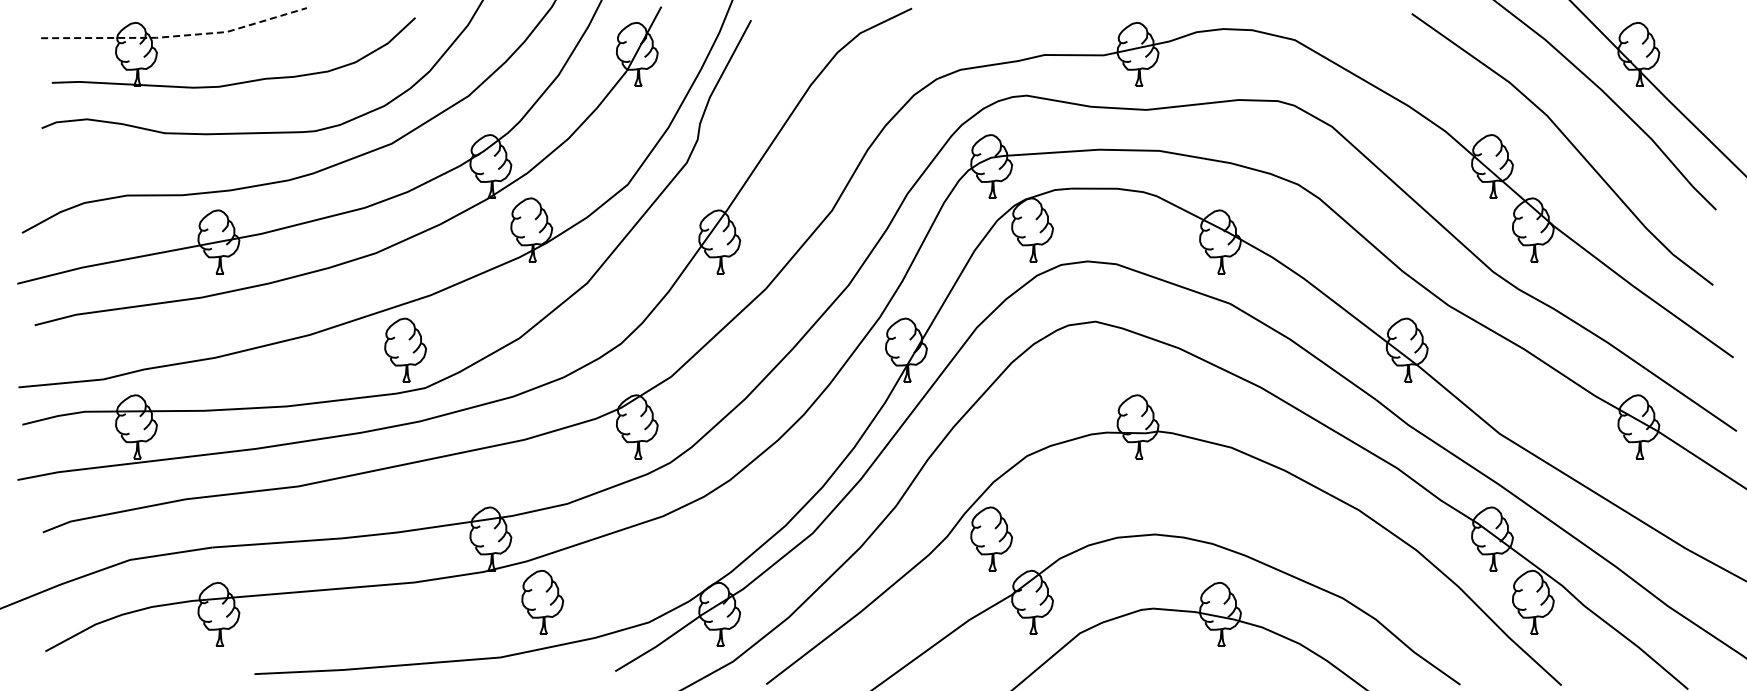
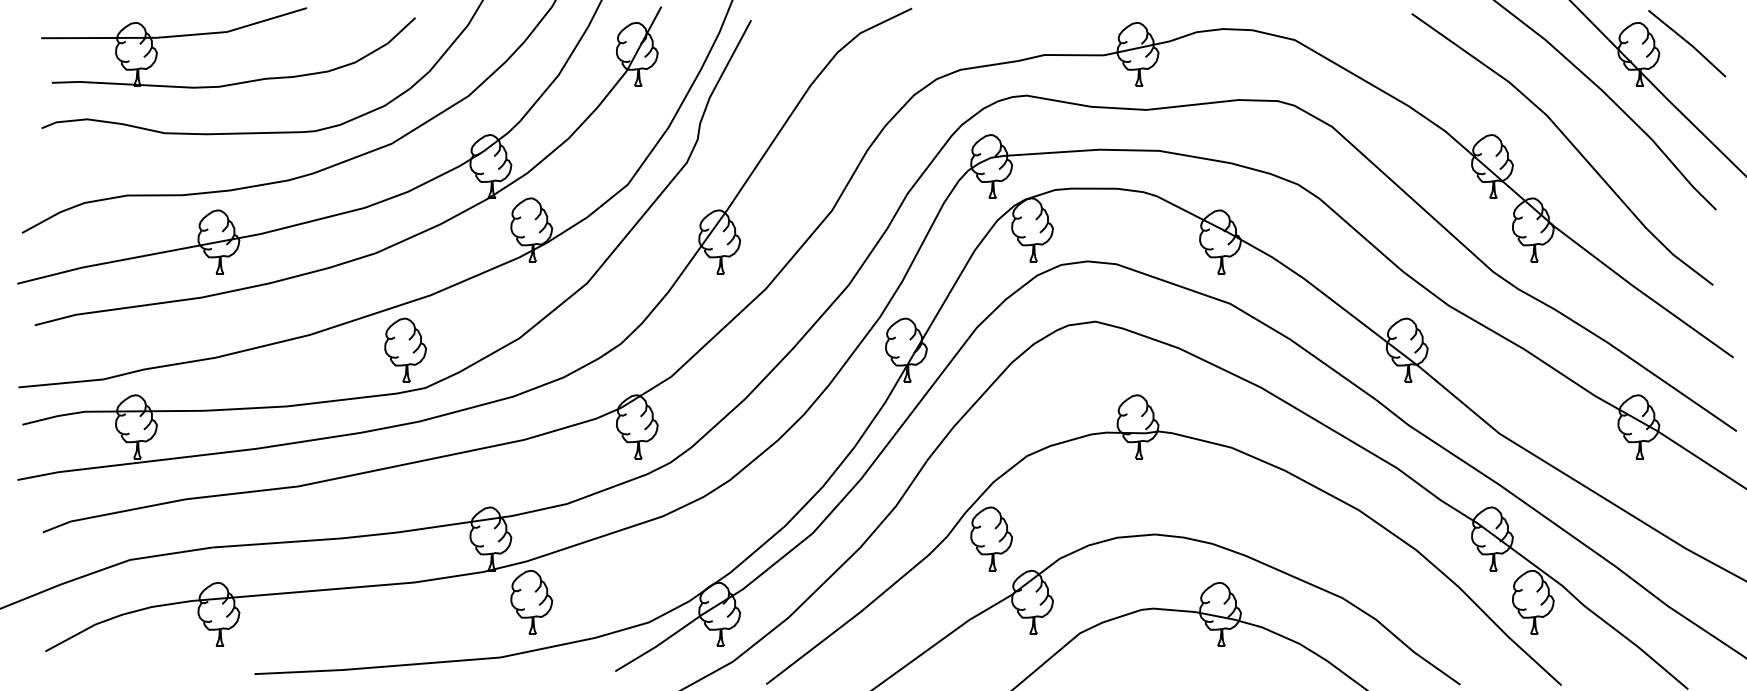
line: dashed -> solid (176, 36)
line: none -> present (1687, 43)
part position: (542, 602) -> (531, 602) (531, 602)
